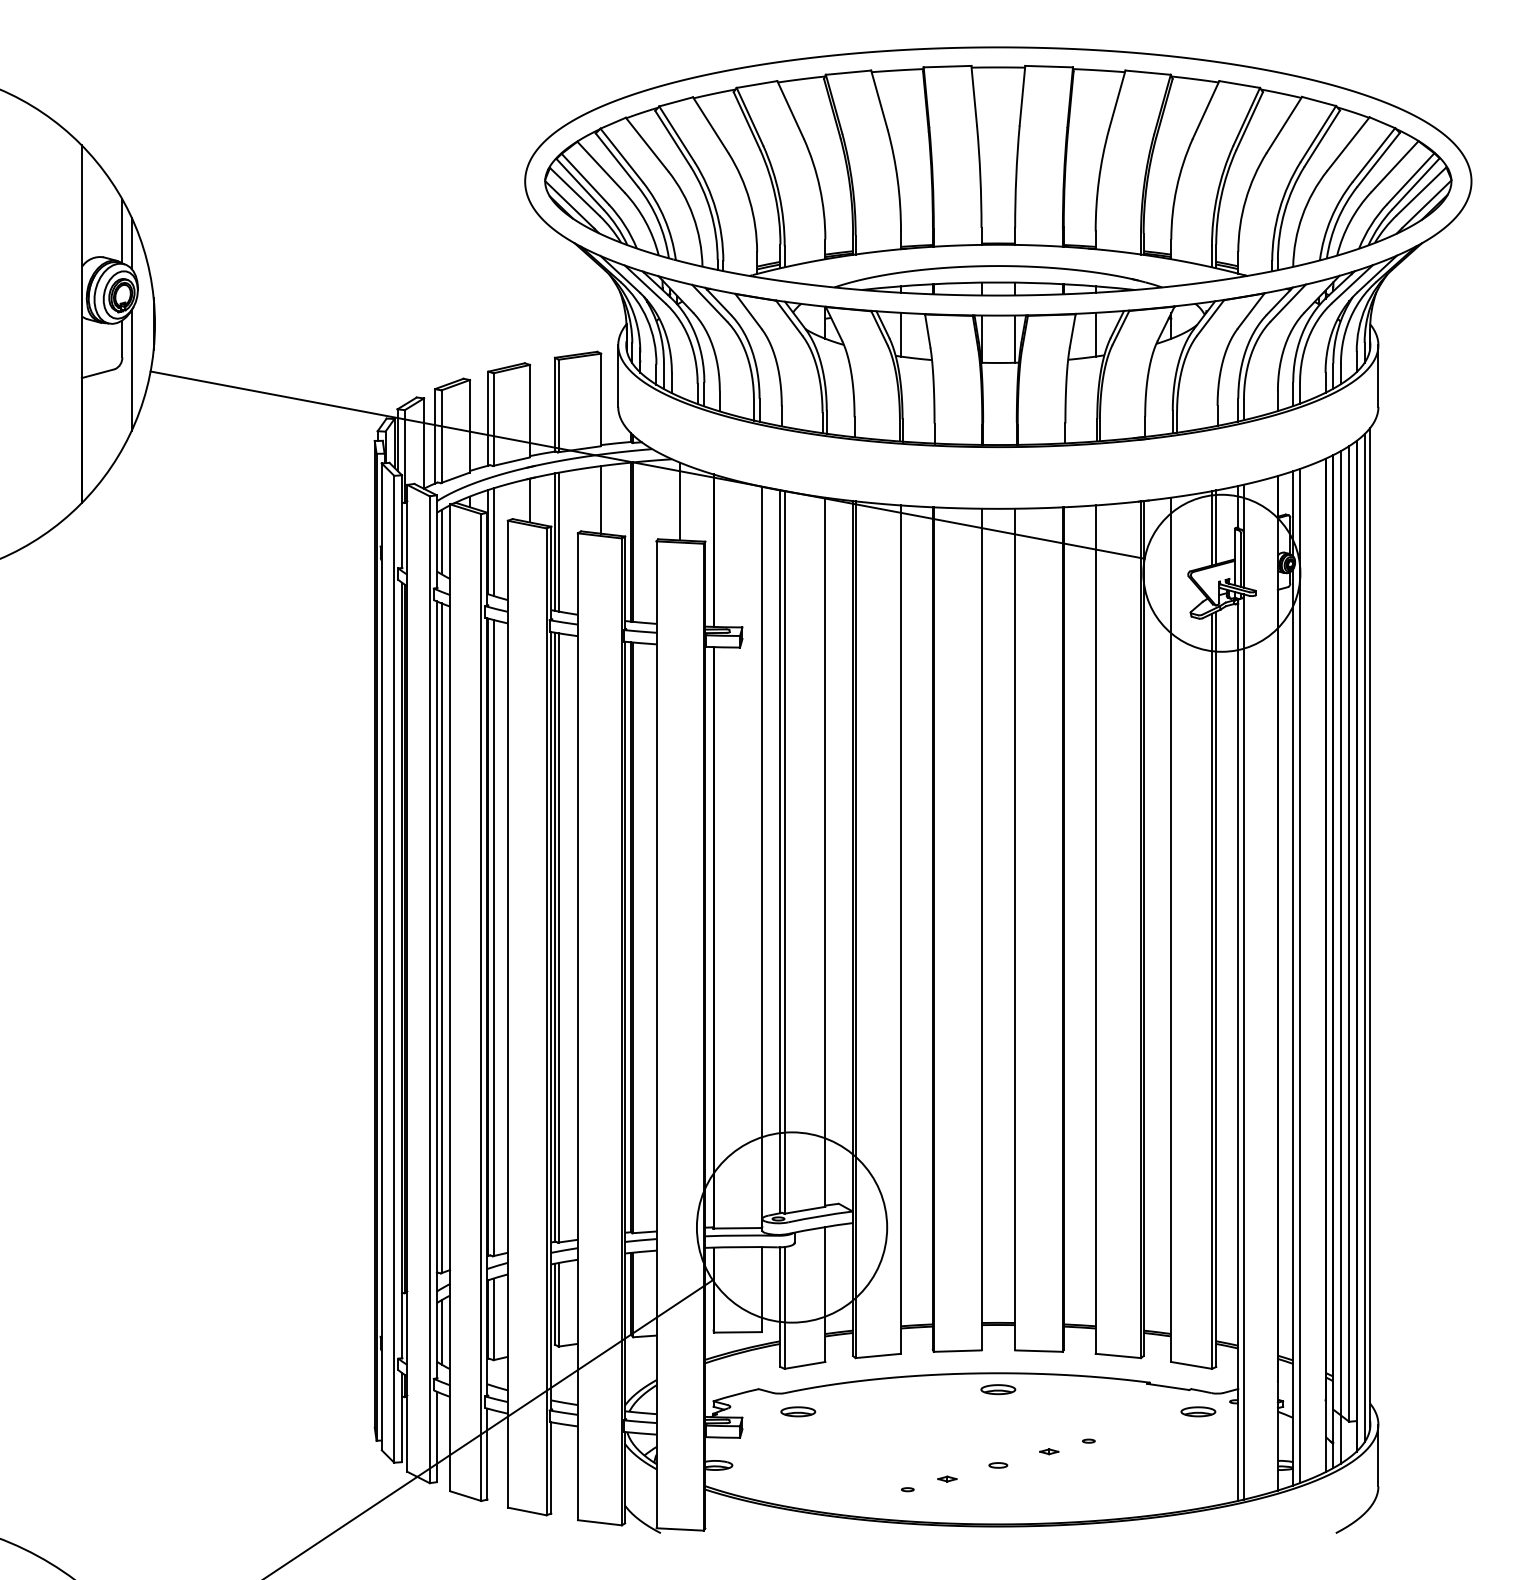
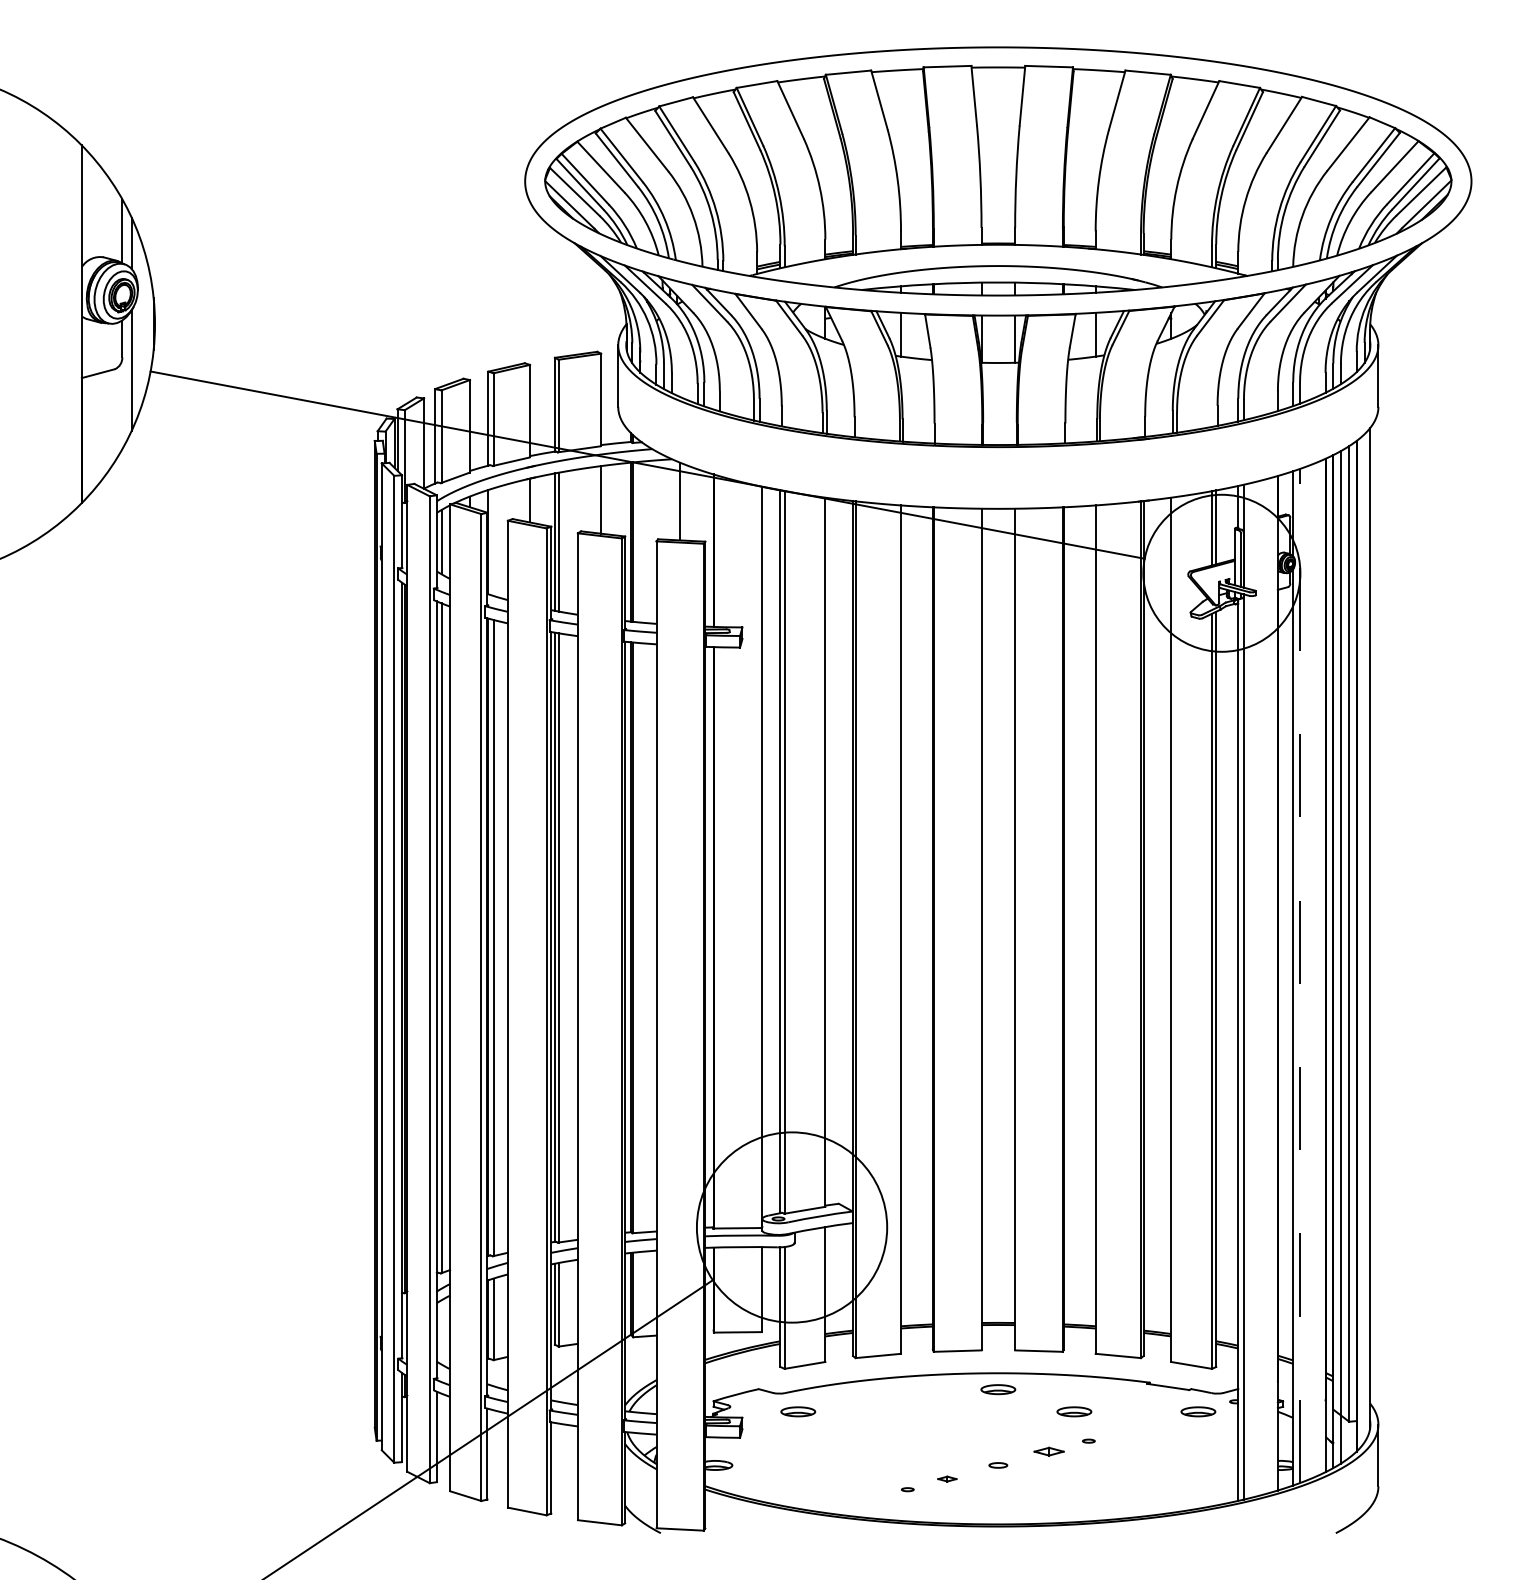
line: present -> none (493, 541)
line: present -> none (1364, 938)
line: solid -> dashed (1299, 975)
line: present -> none (441, 1332)
part: none -> present (1074, 1411)
part size: 21x8 px -> 32x11 px (1048, 1451)
